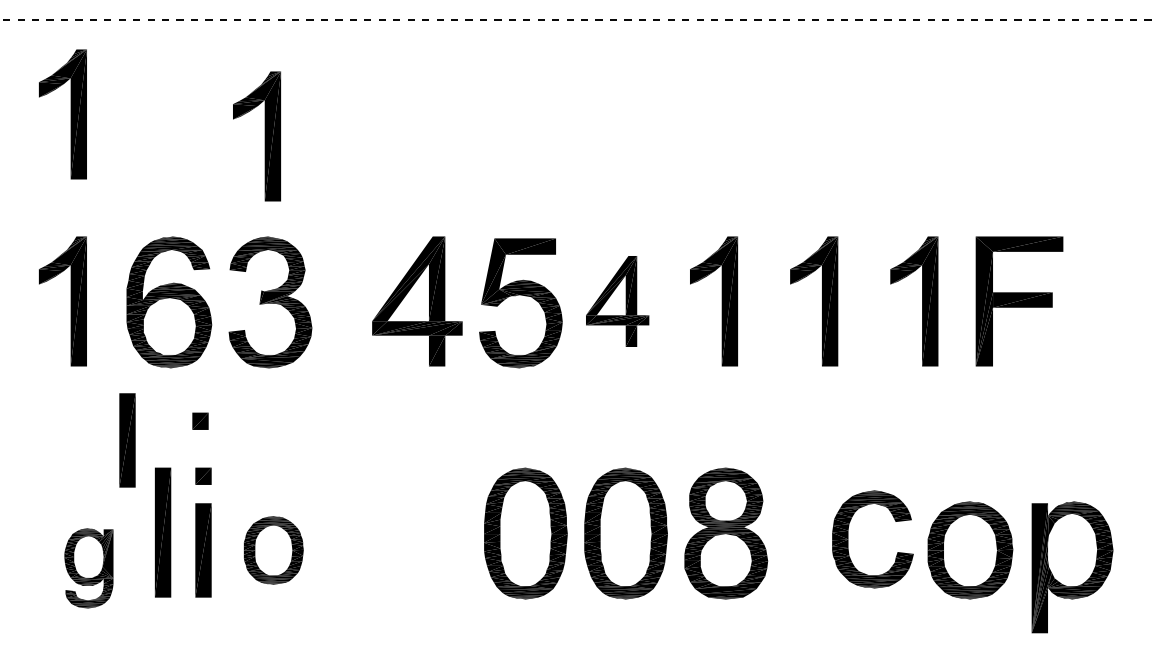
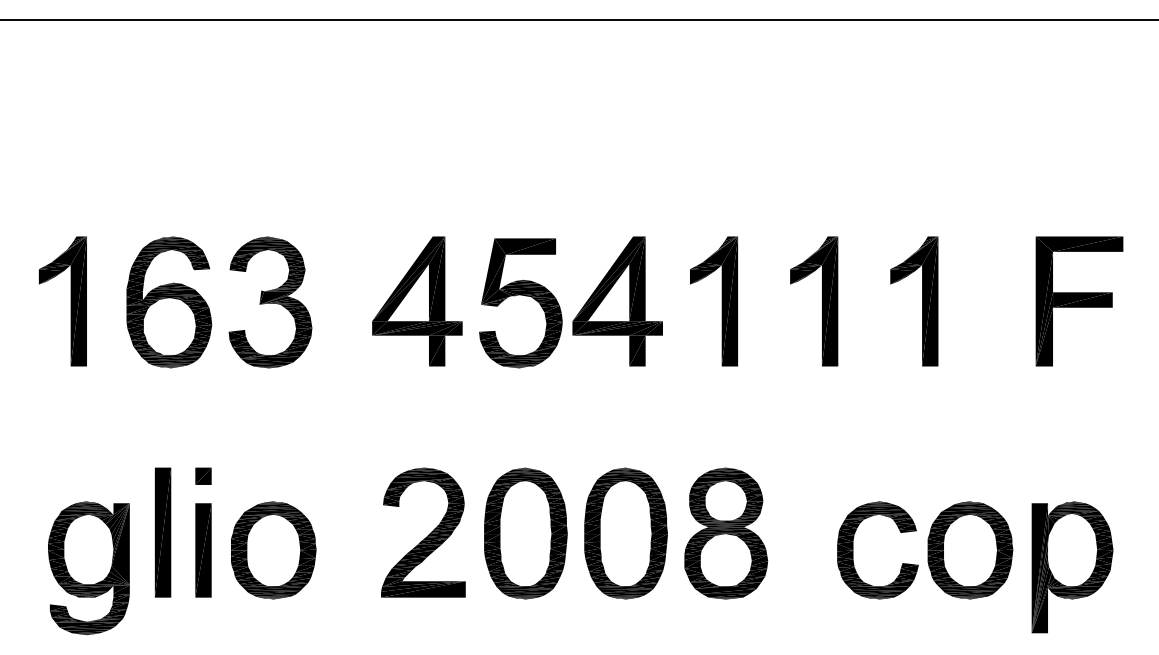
line: dashed -> solid (580, 19)
part: present -> none (70, 114)
part: present -> none (264, 136)
part size: 64x91 px -> 91x131 px (617, 301)
part position: (1019, 301) -> (1079, 301) (1079, 301)
part: present -> none (200, 420)
part: present -> none (127, 440)
part: none -> present (423, 532)
part position: (848, 539) -> (853, 550) (853, 550)
part size: 61x69 px -> 86x99 px (273, 550)
part size: 50x81 px -> 82x135 px (88, 568)
